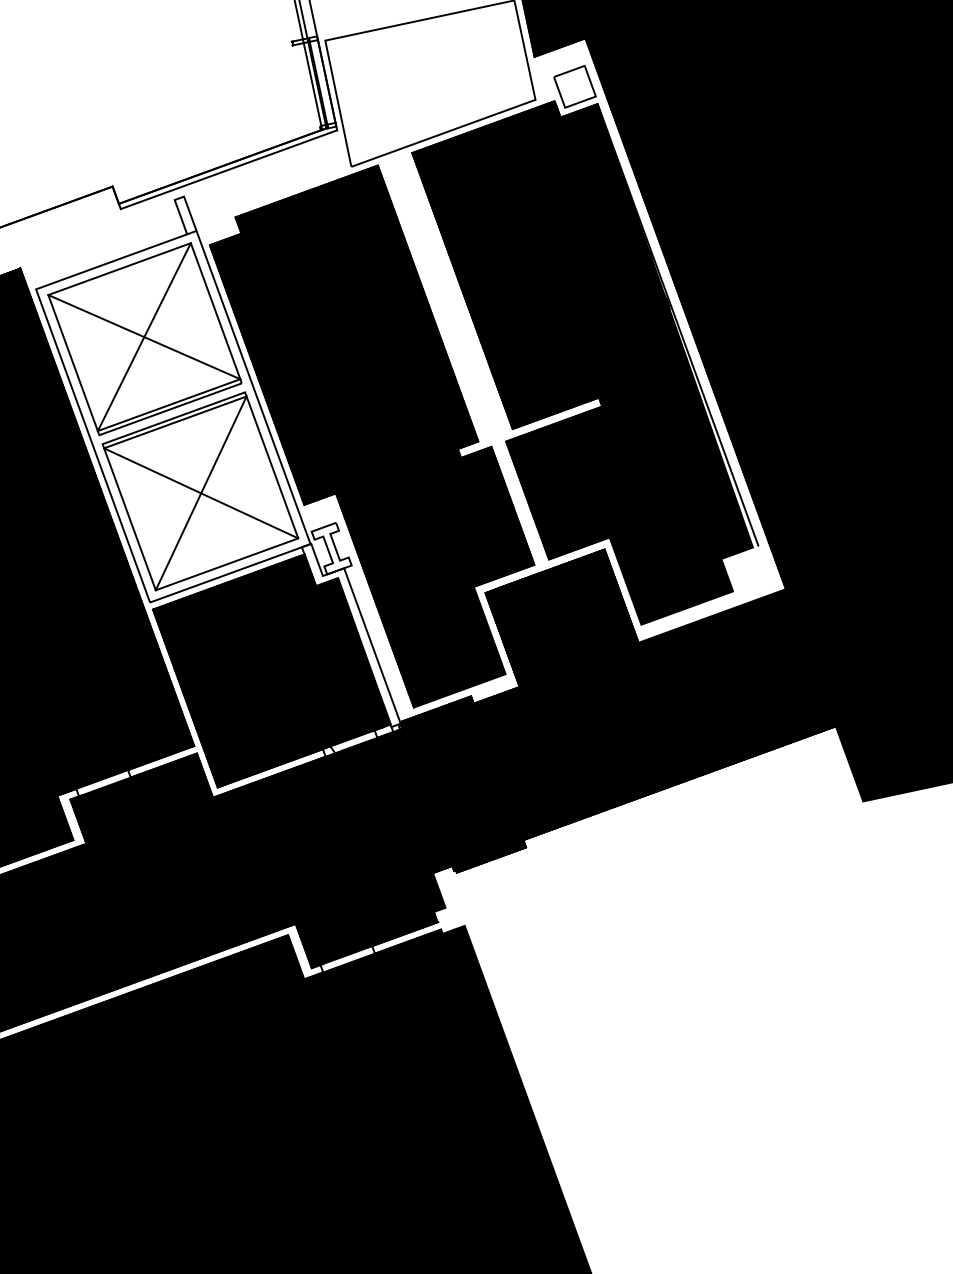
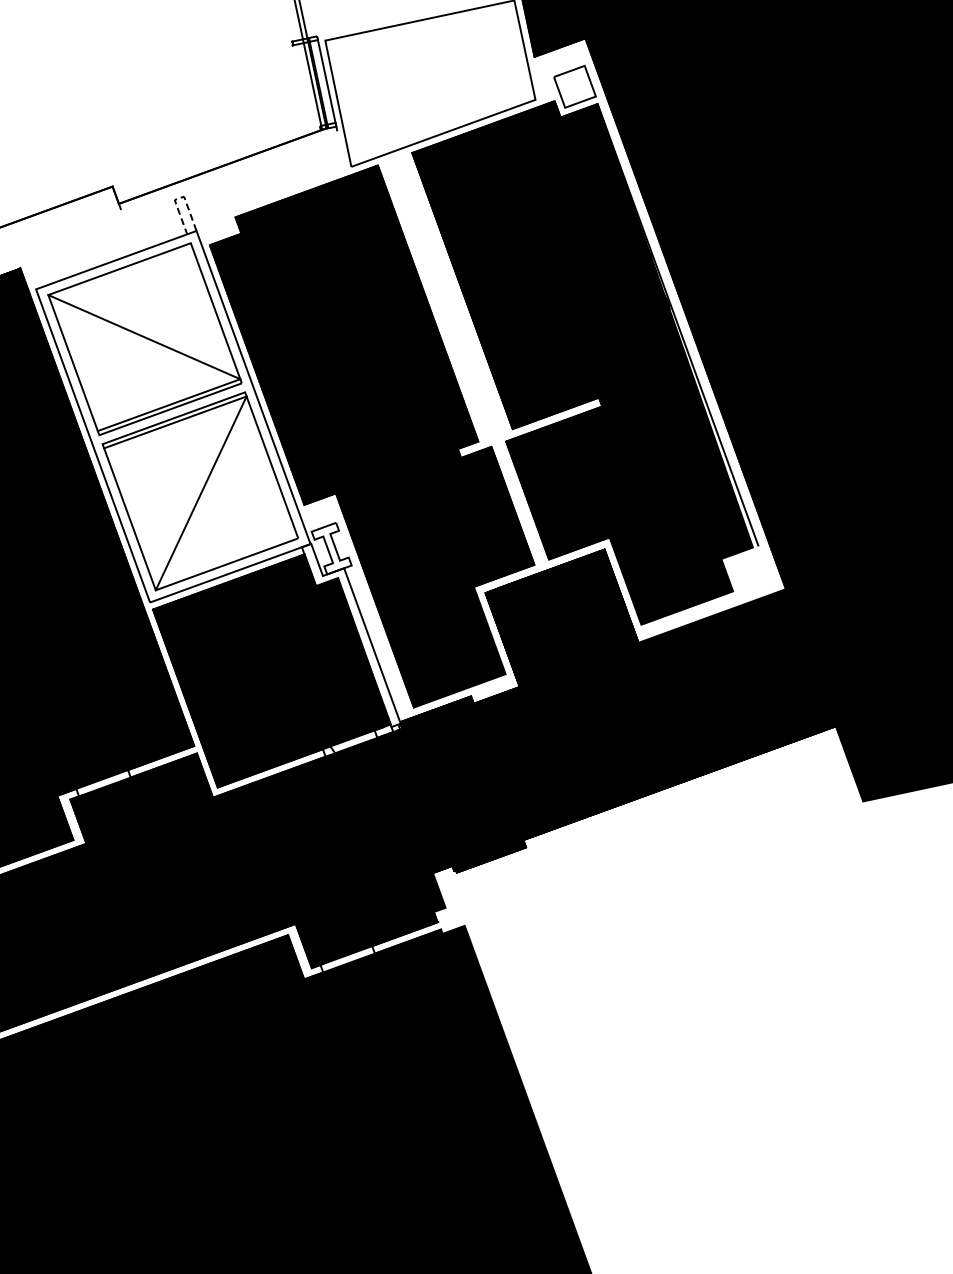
line: present -> none (322, 62)
line: present -> none (228, 169)
line: solid -> dashed (179, 198)
line: present -> none (143, 337)
line: present -> none (201, 493)
